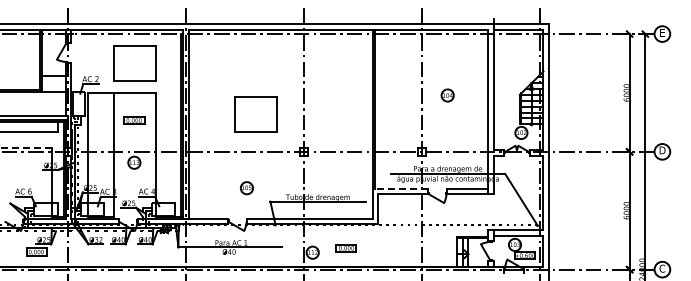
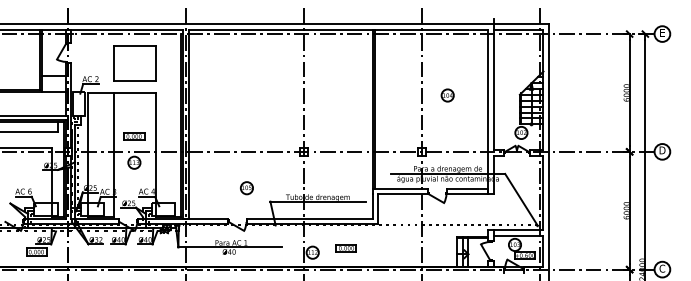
part: present -> none (255, 114)
part position: (134, 120) -> (134, 136) (134, 136)
line: dashed -> solid (26, 147)
line: dashed -> solid (399, 189)
